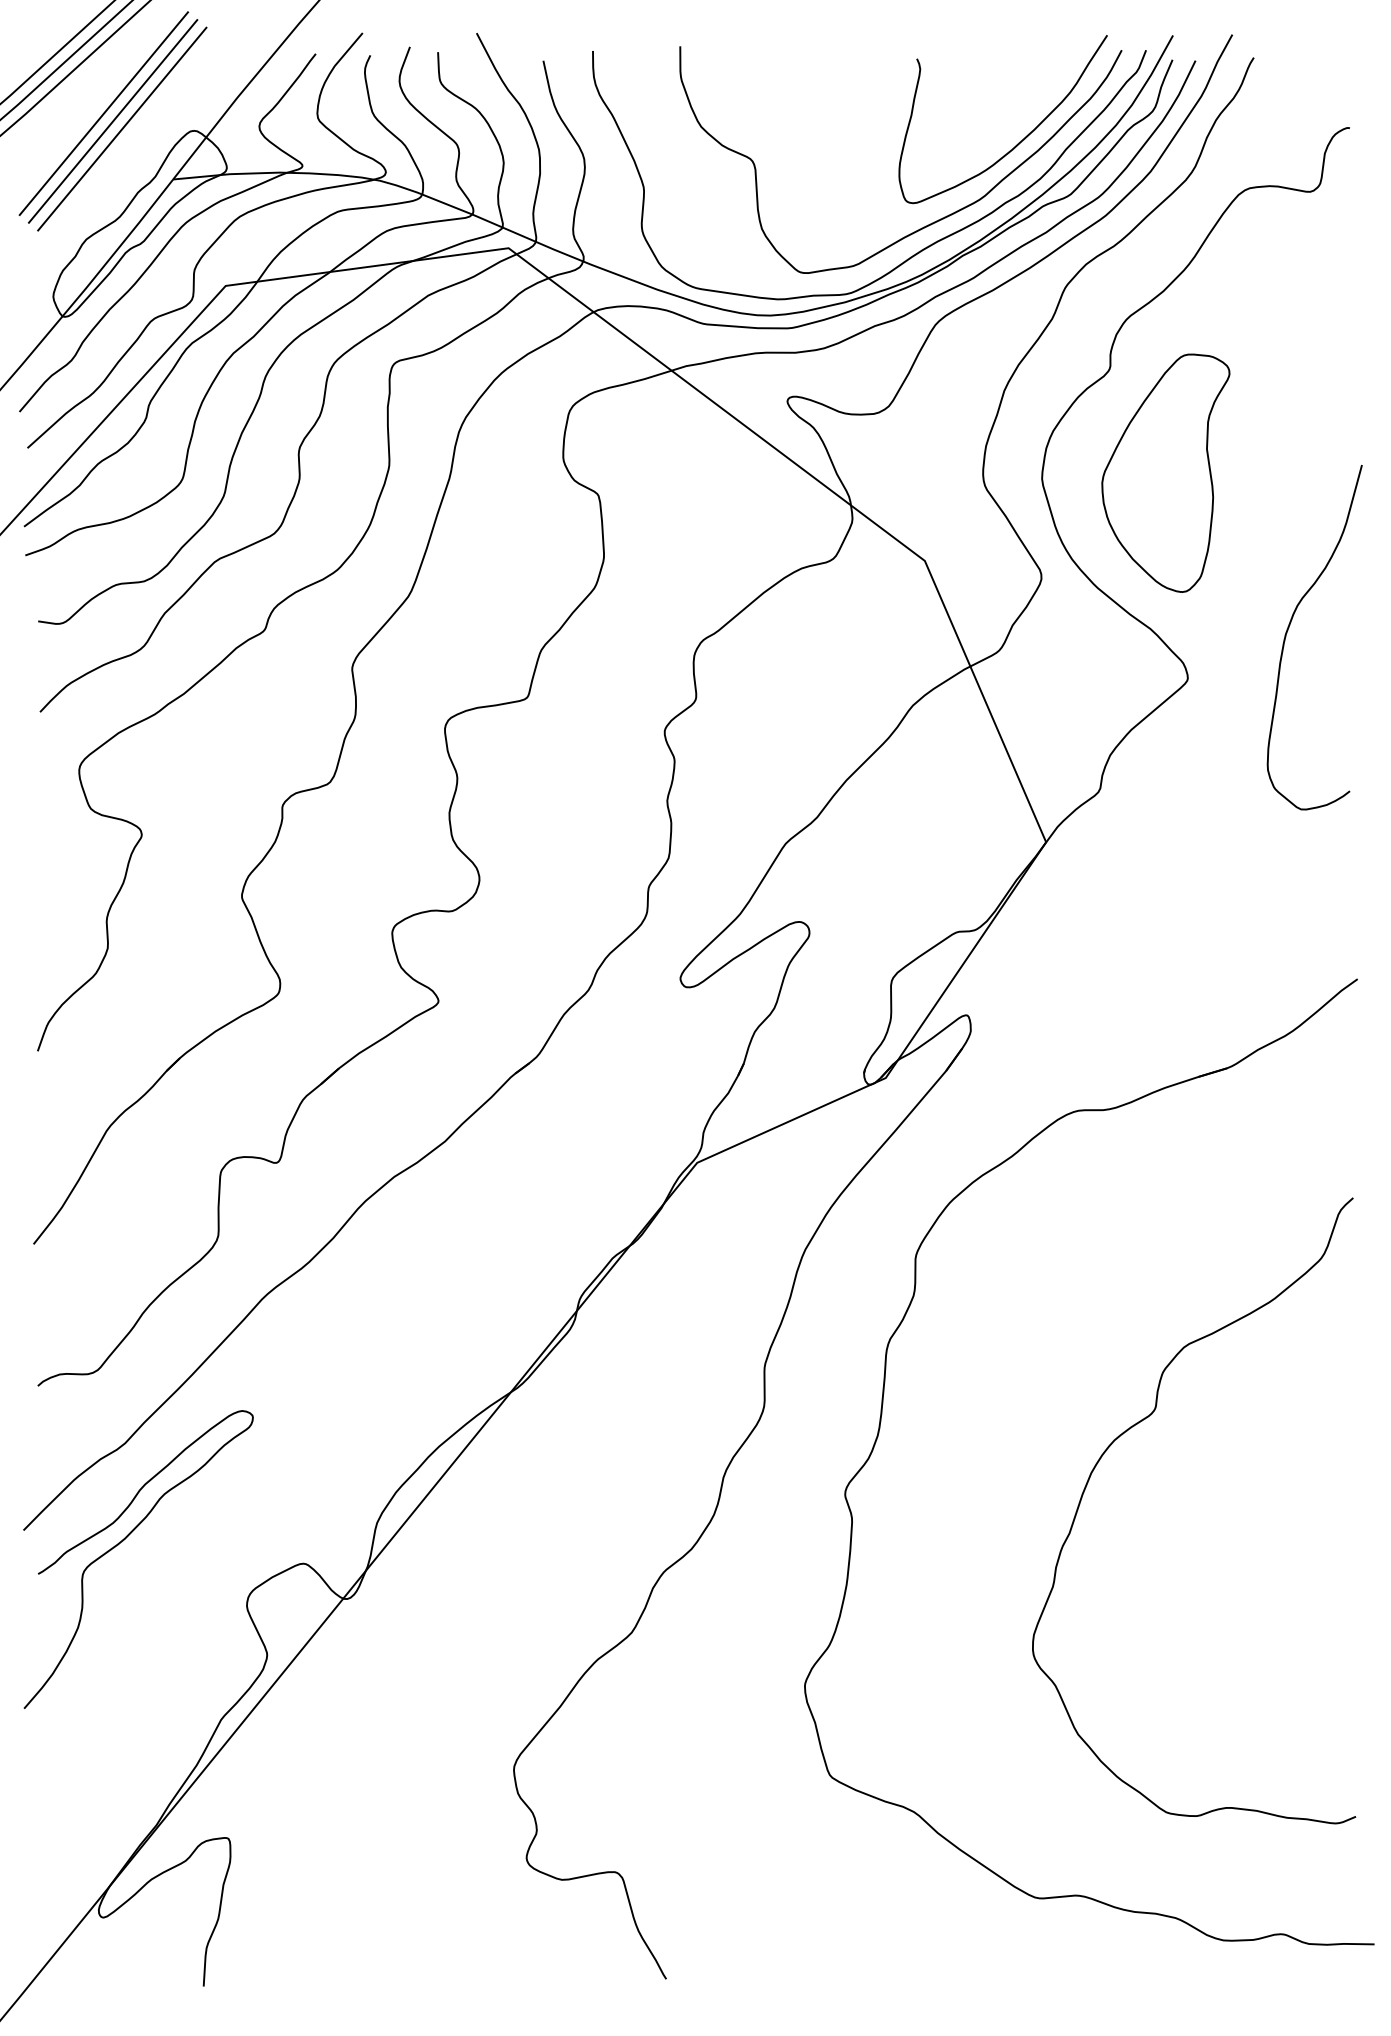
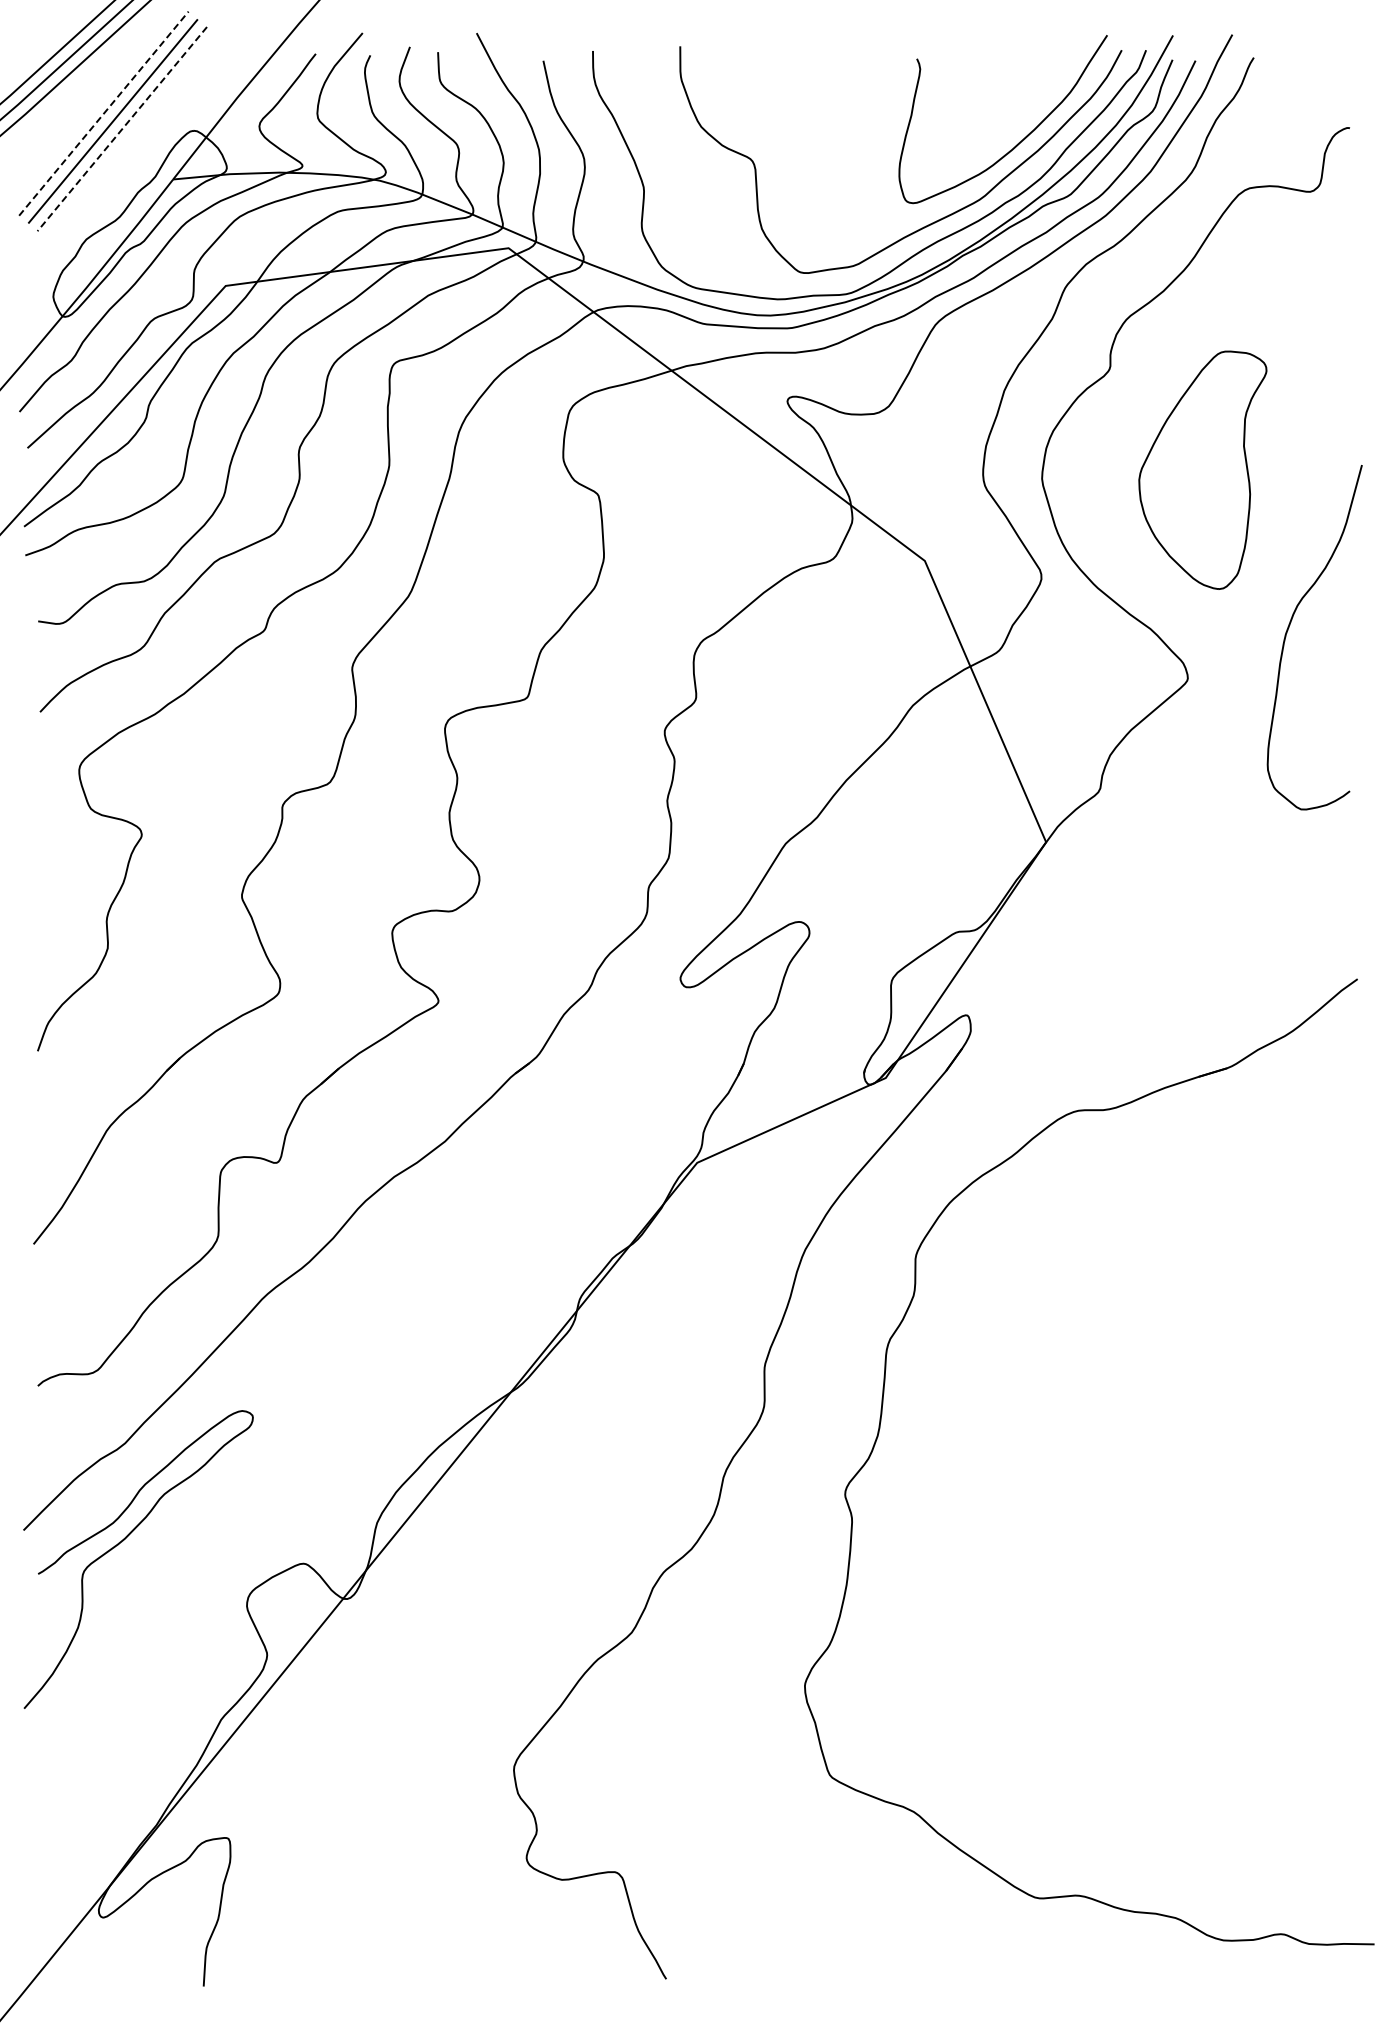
line: solid -> dashed (103, 113)
line: solid -> dashed (122, 129)
part position: (1165, 472) -> (1202, 469) (1202, 469)
curve: present -> none (1136, 1425)
